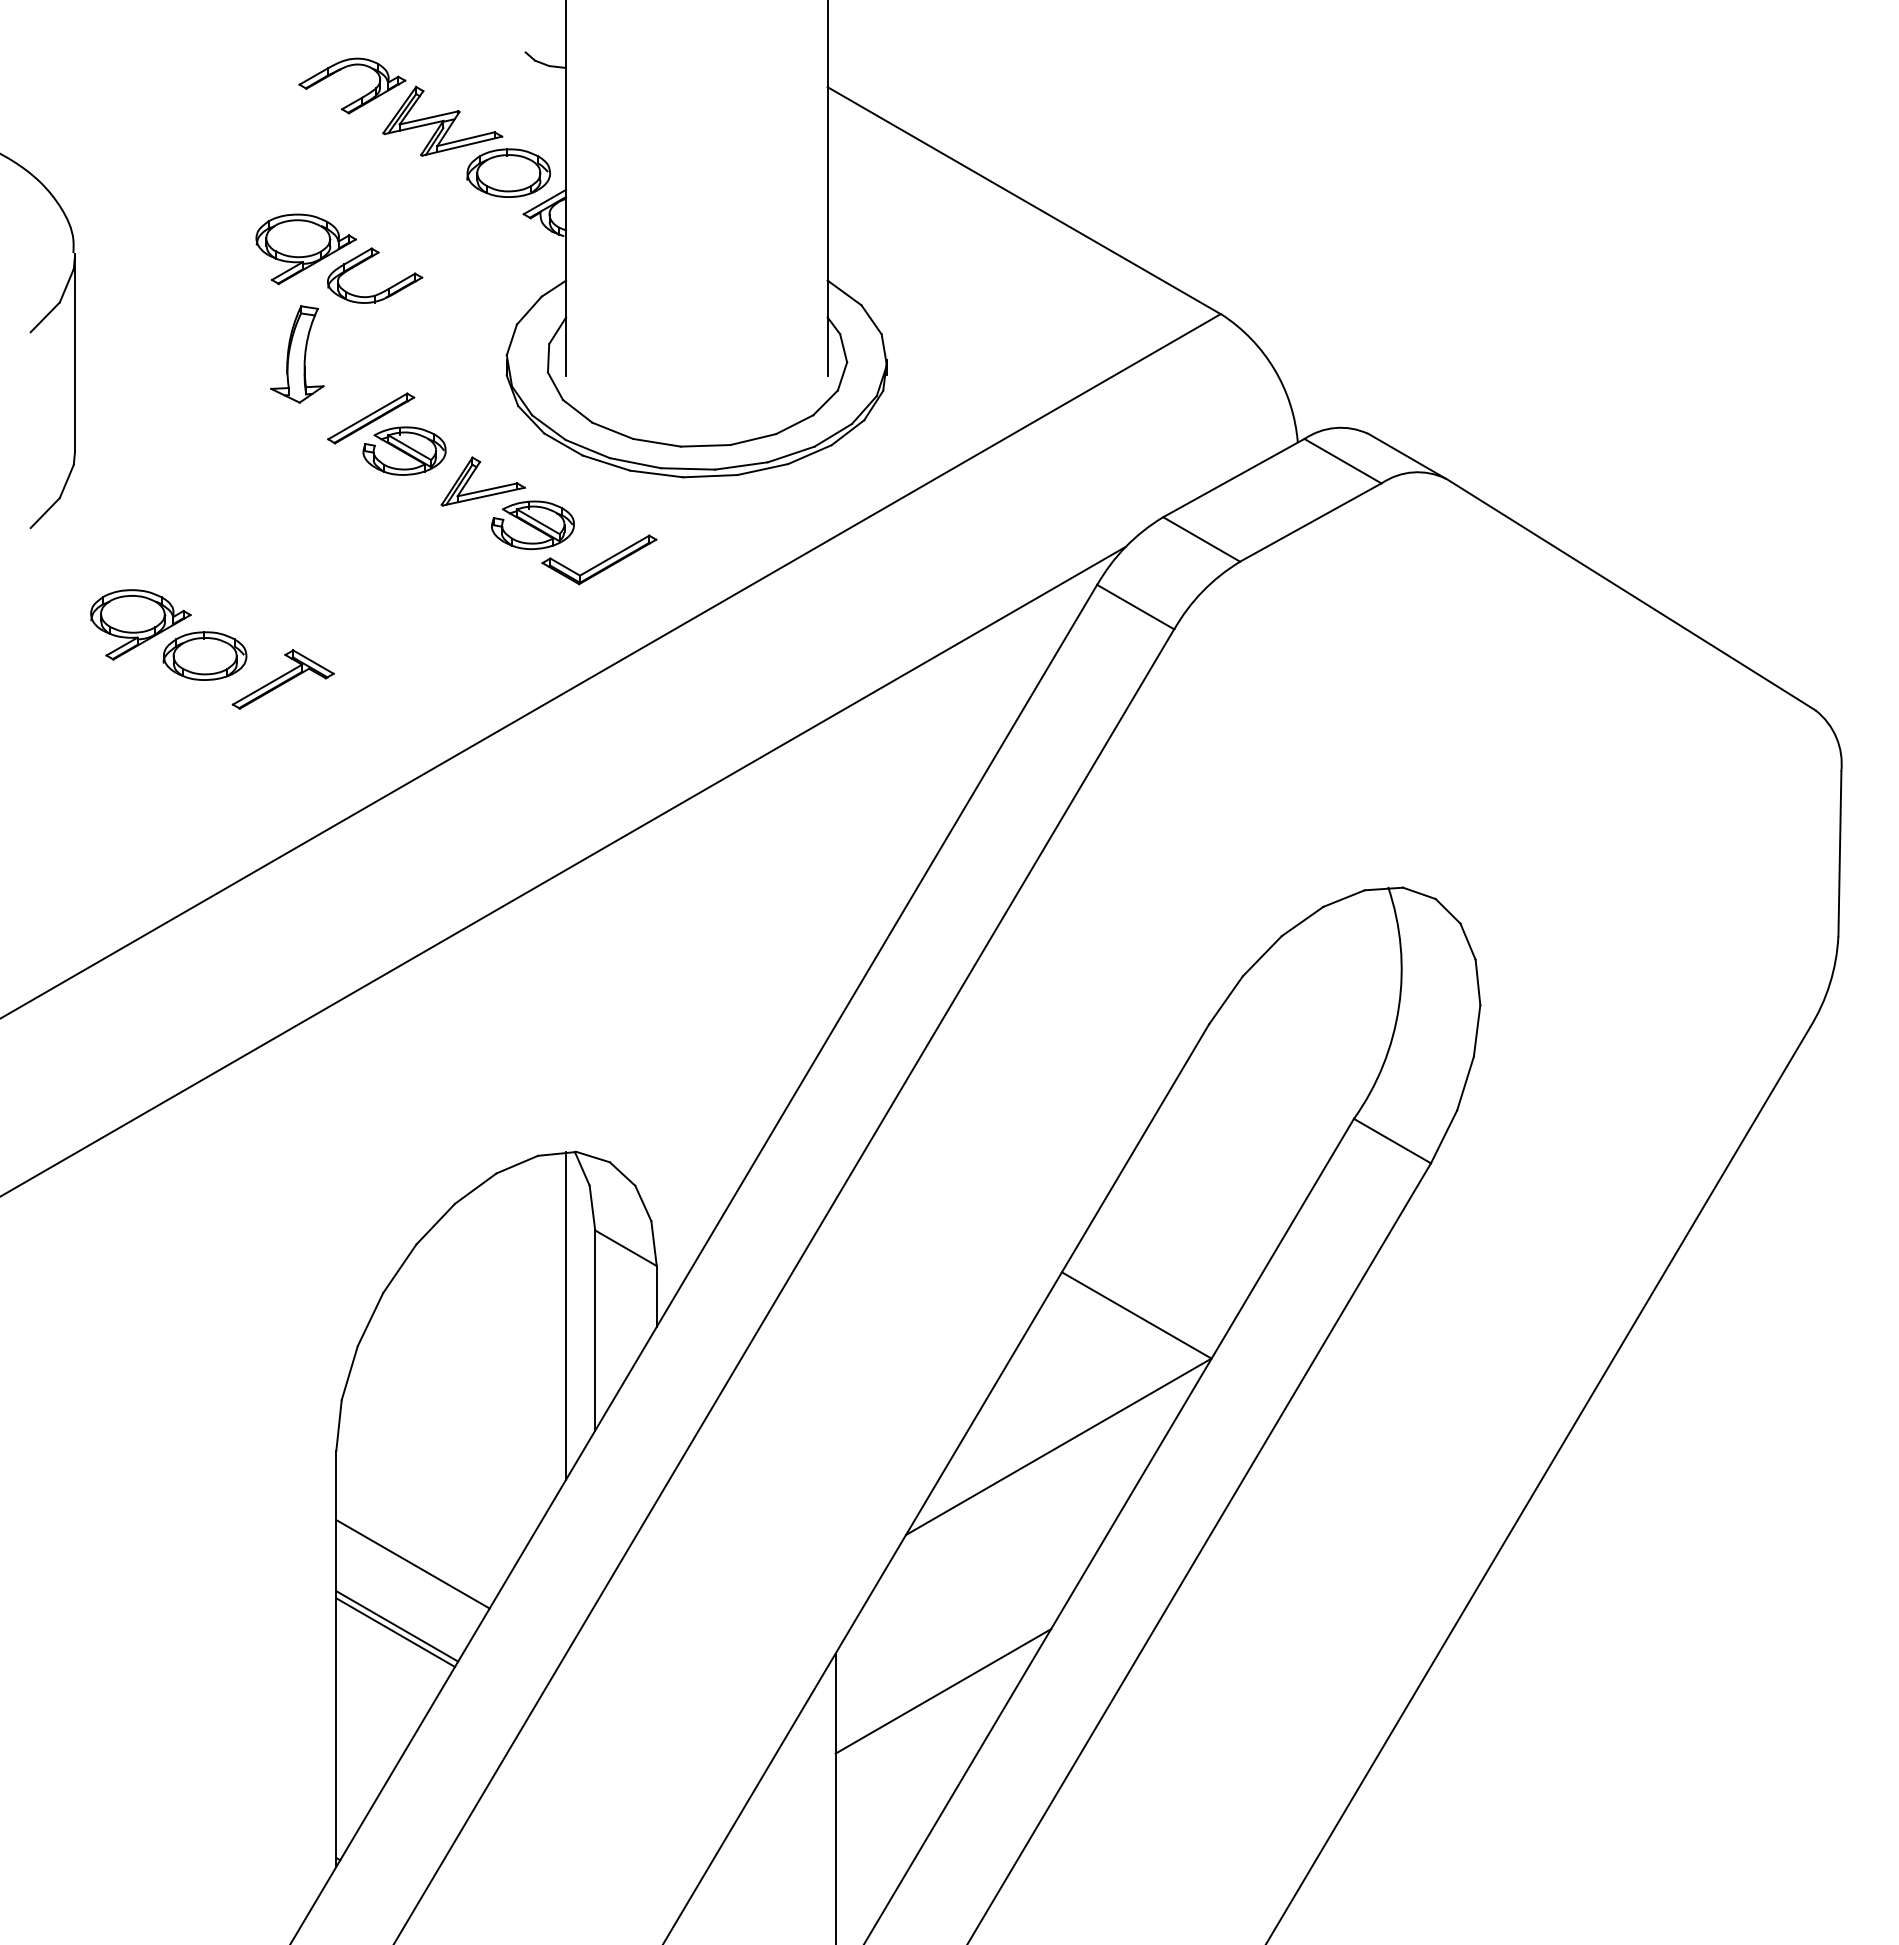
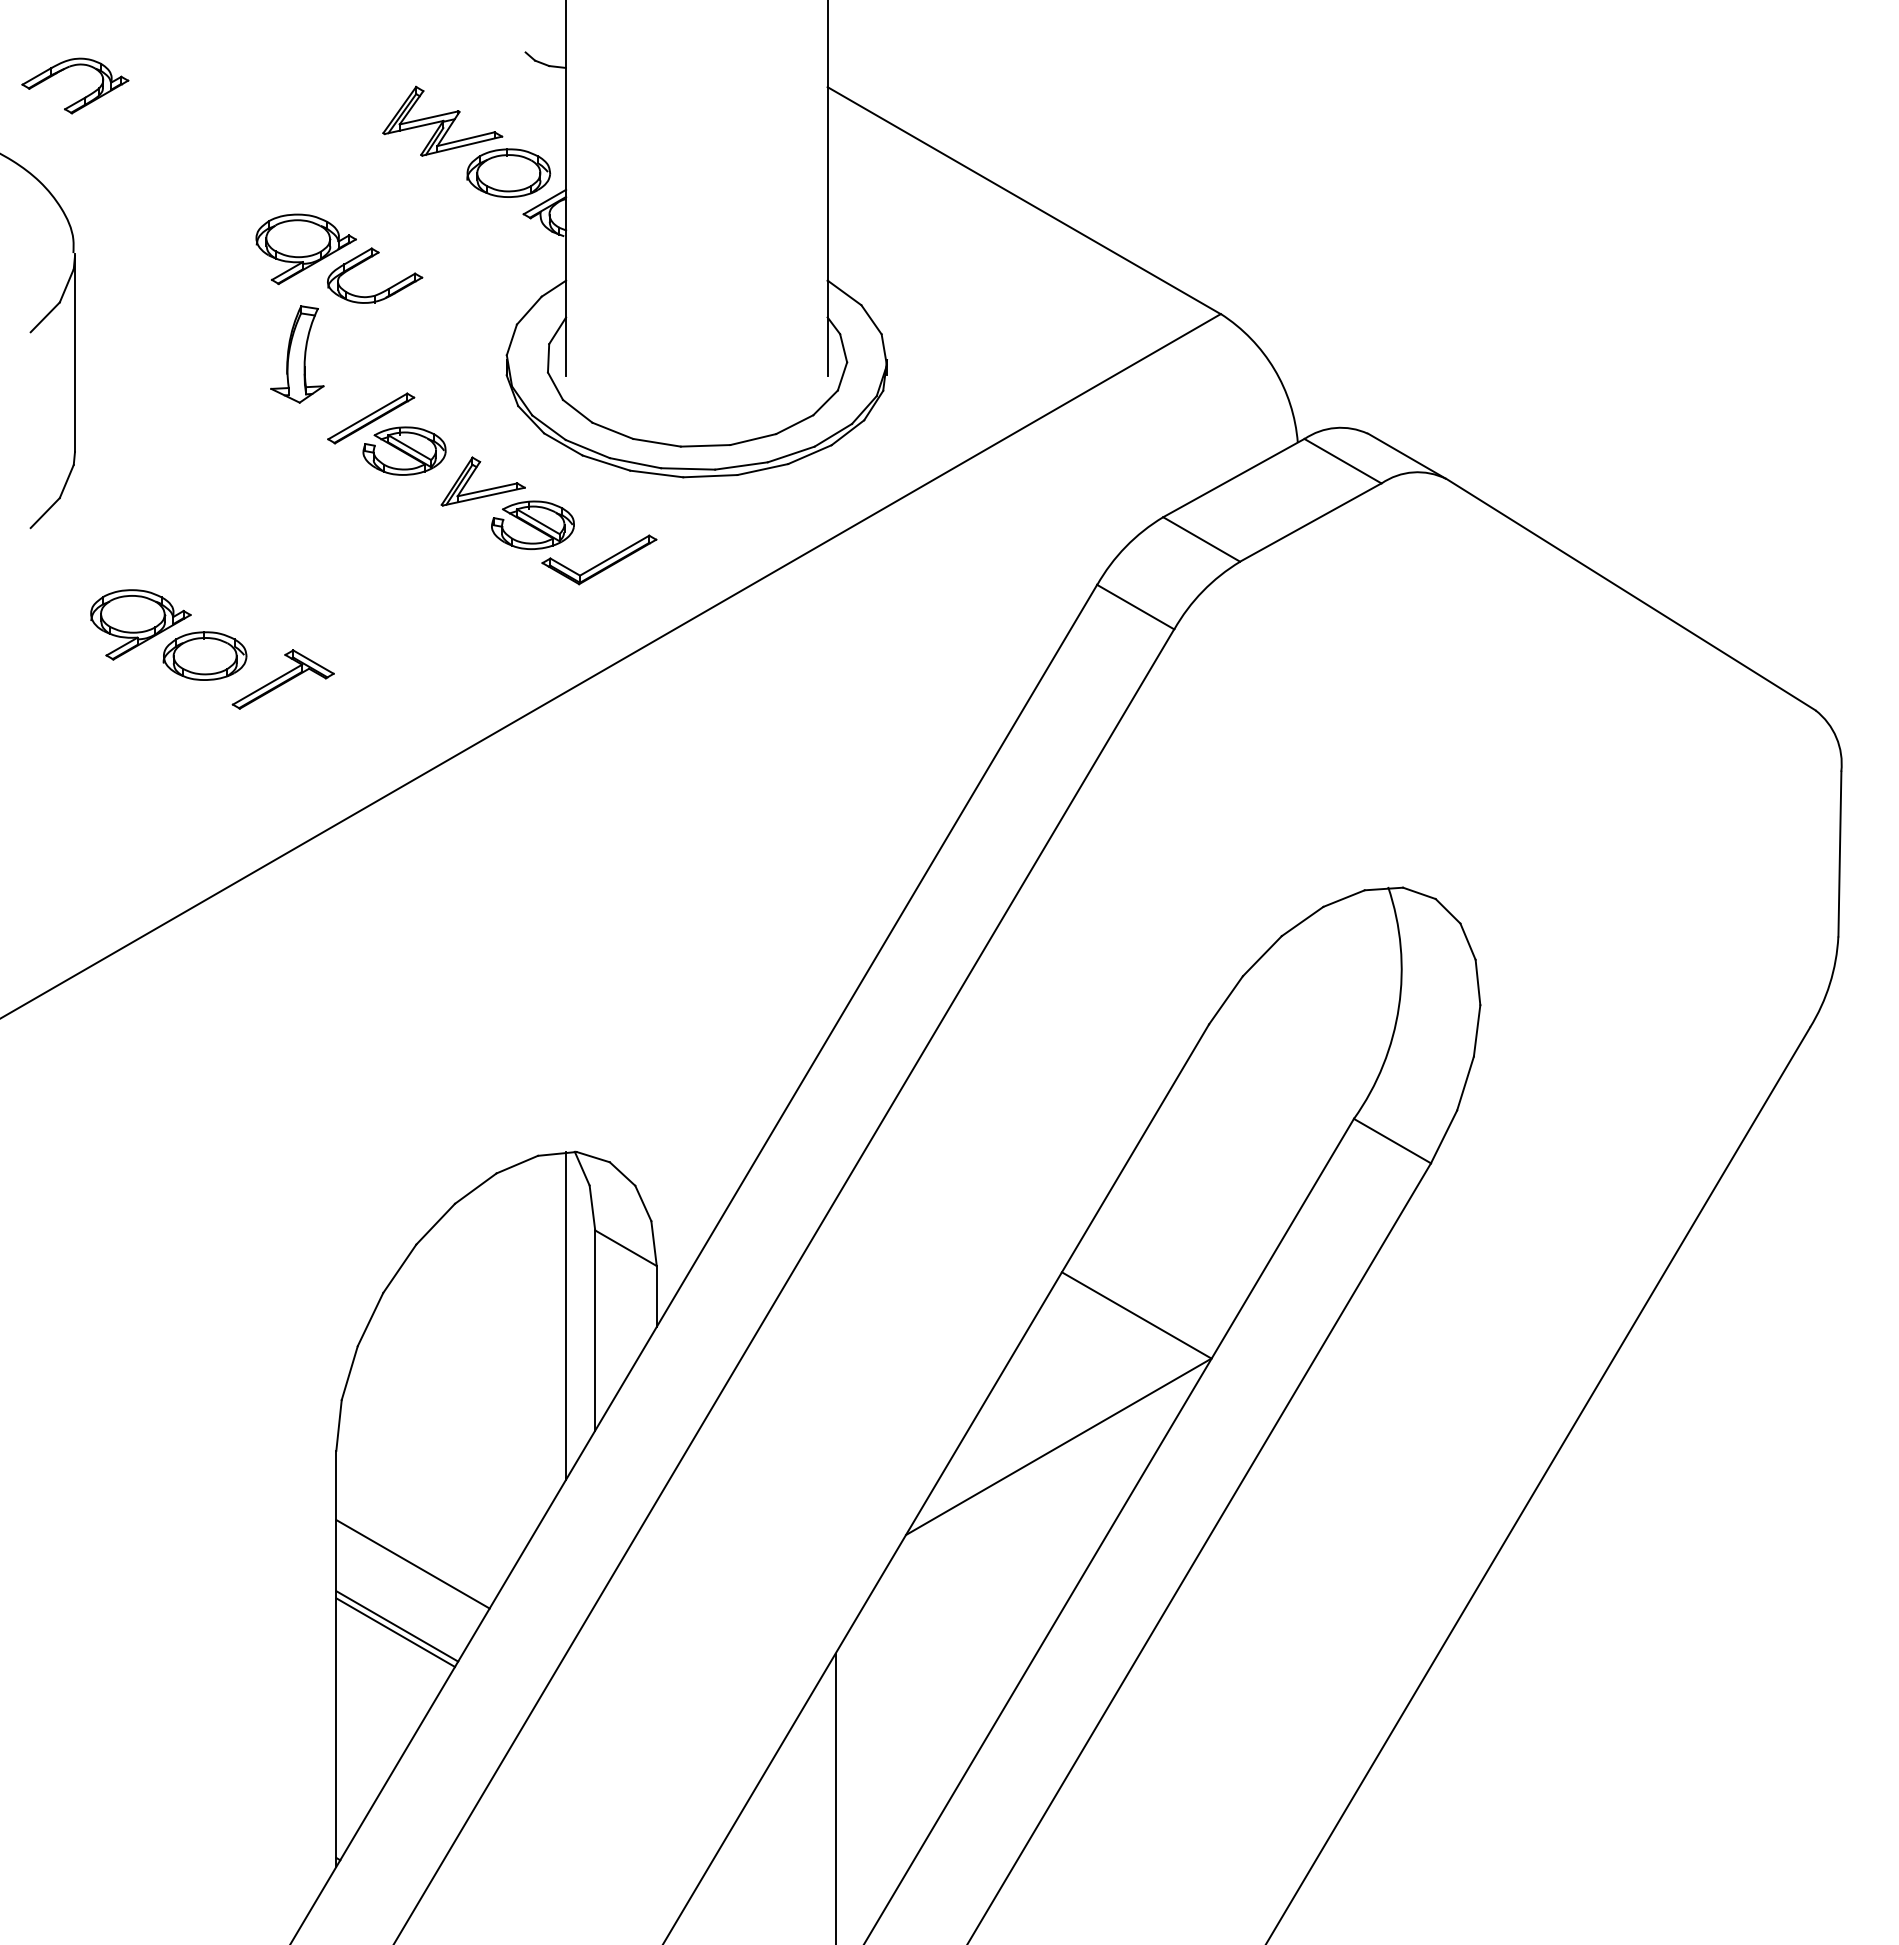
part position: (358, 98) -> (81, 98) (81, 98)
line: present -> none (563, 870)
line: present -> none (943, 1691)
